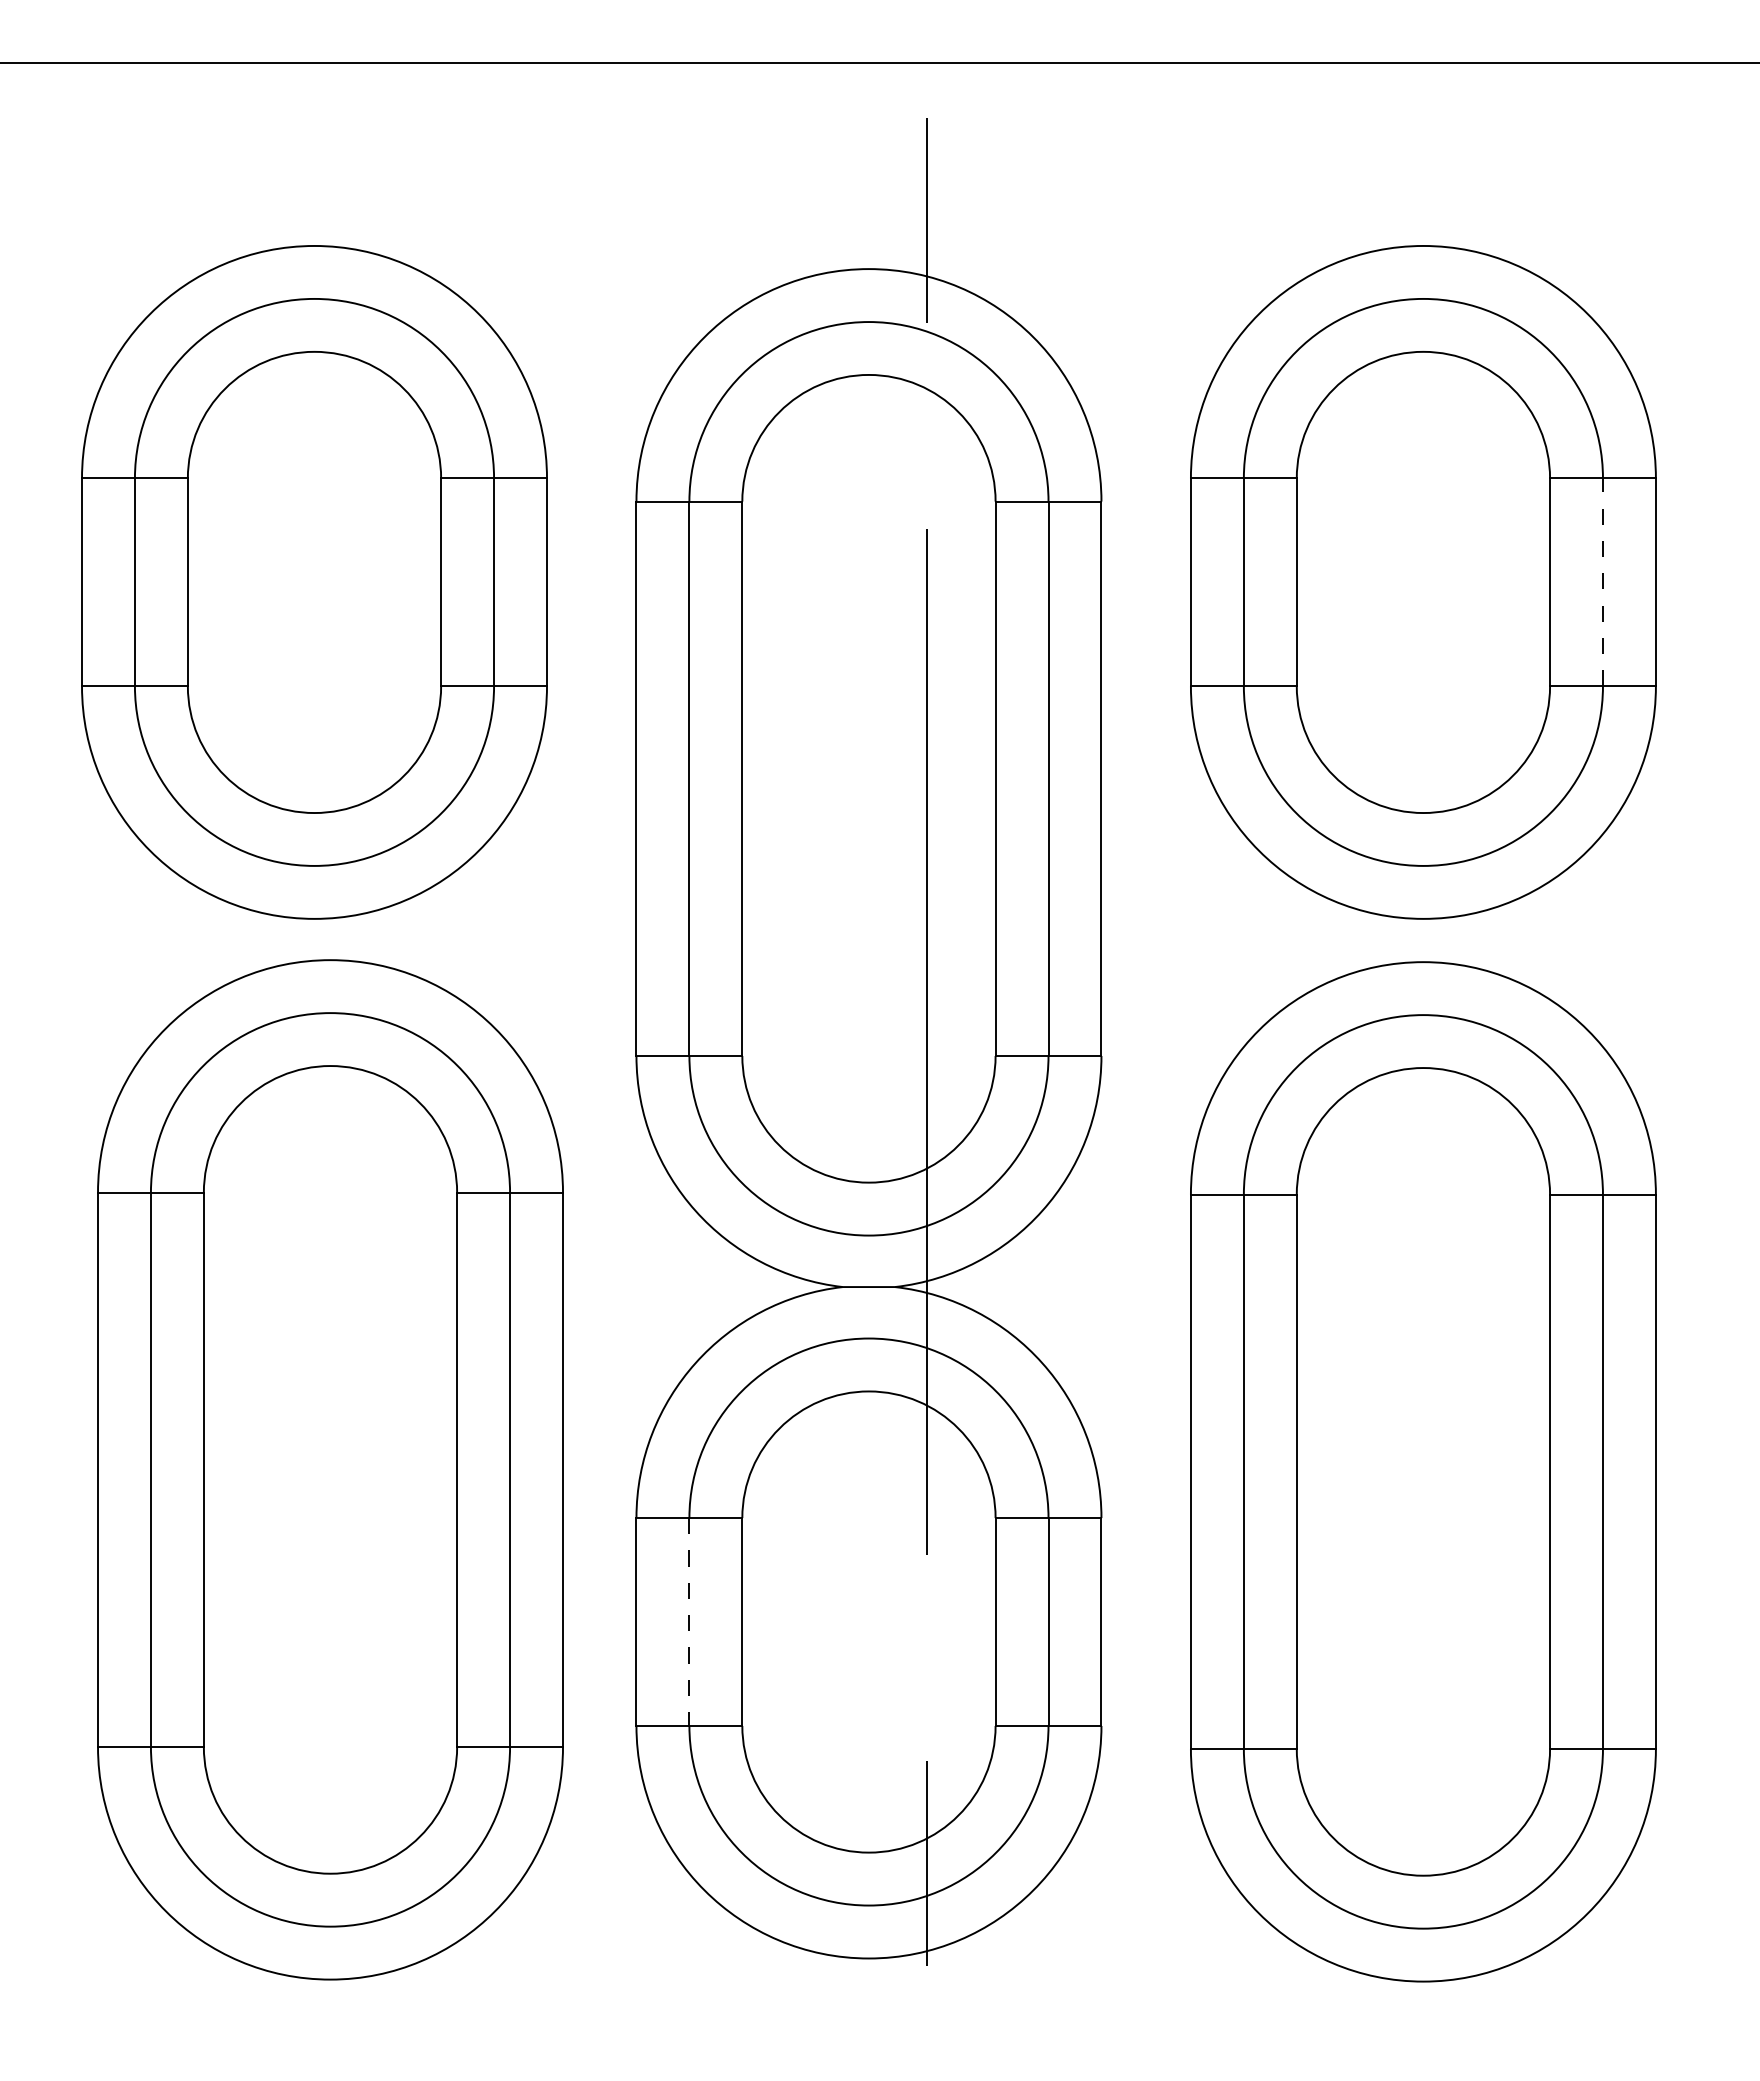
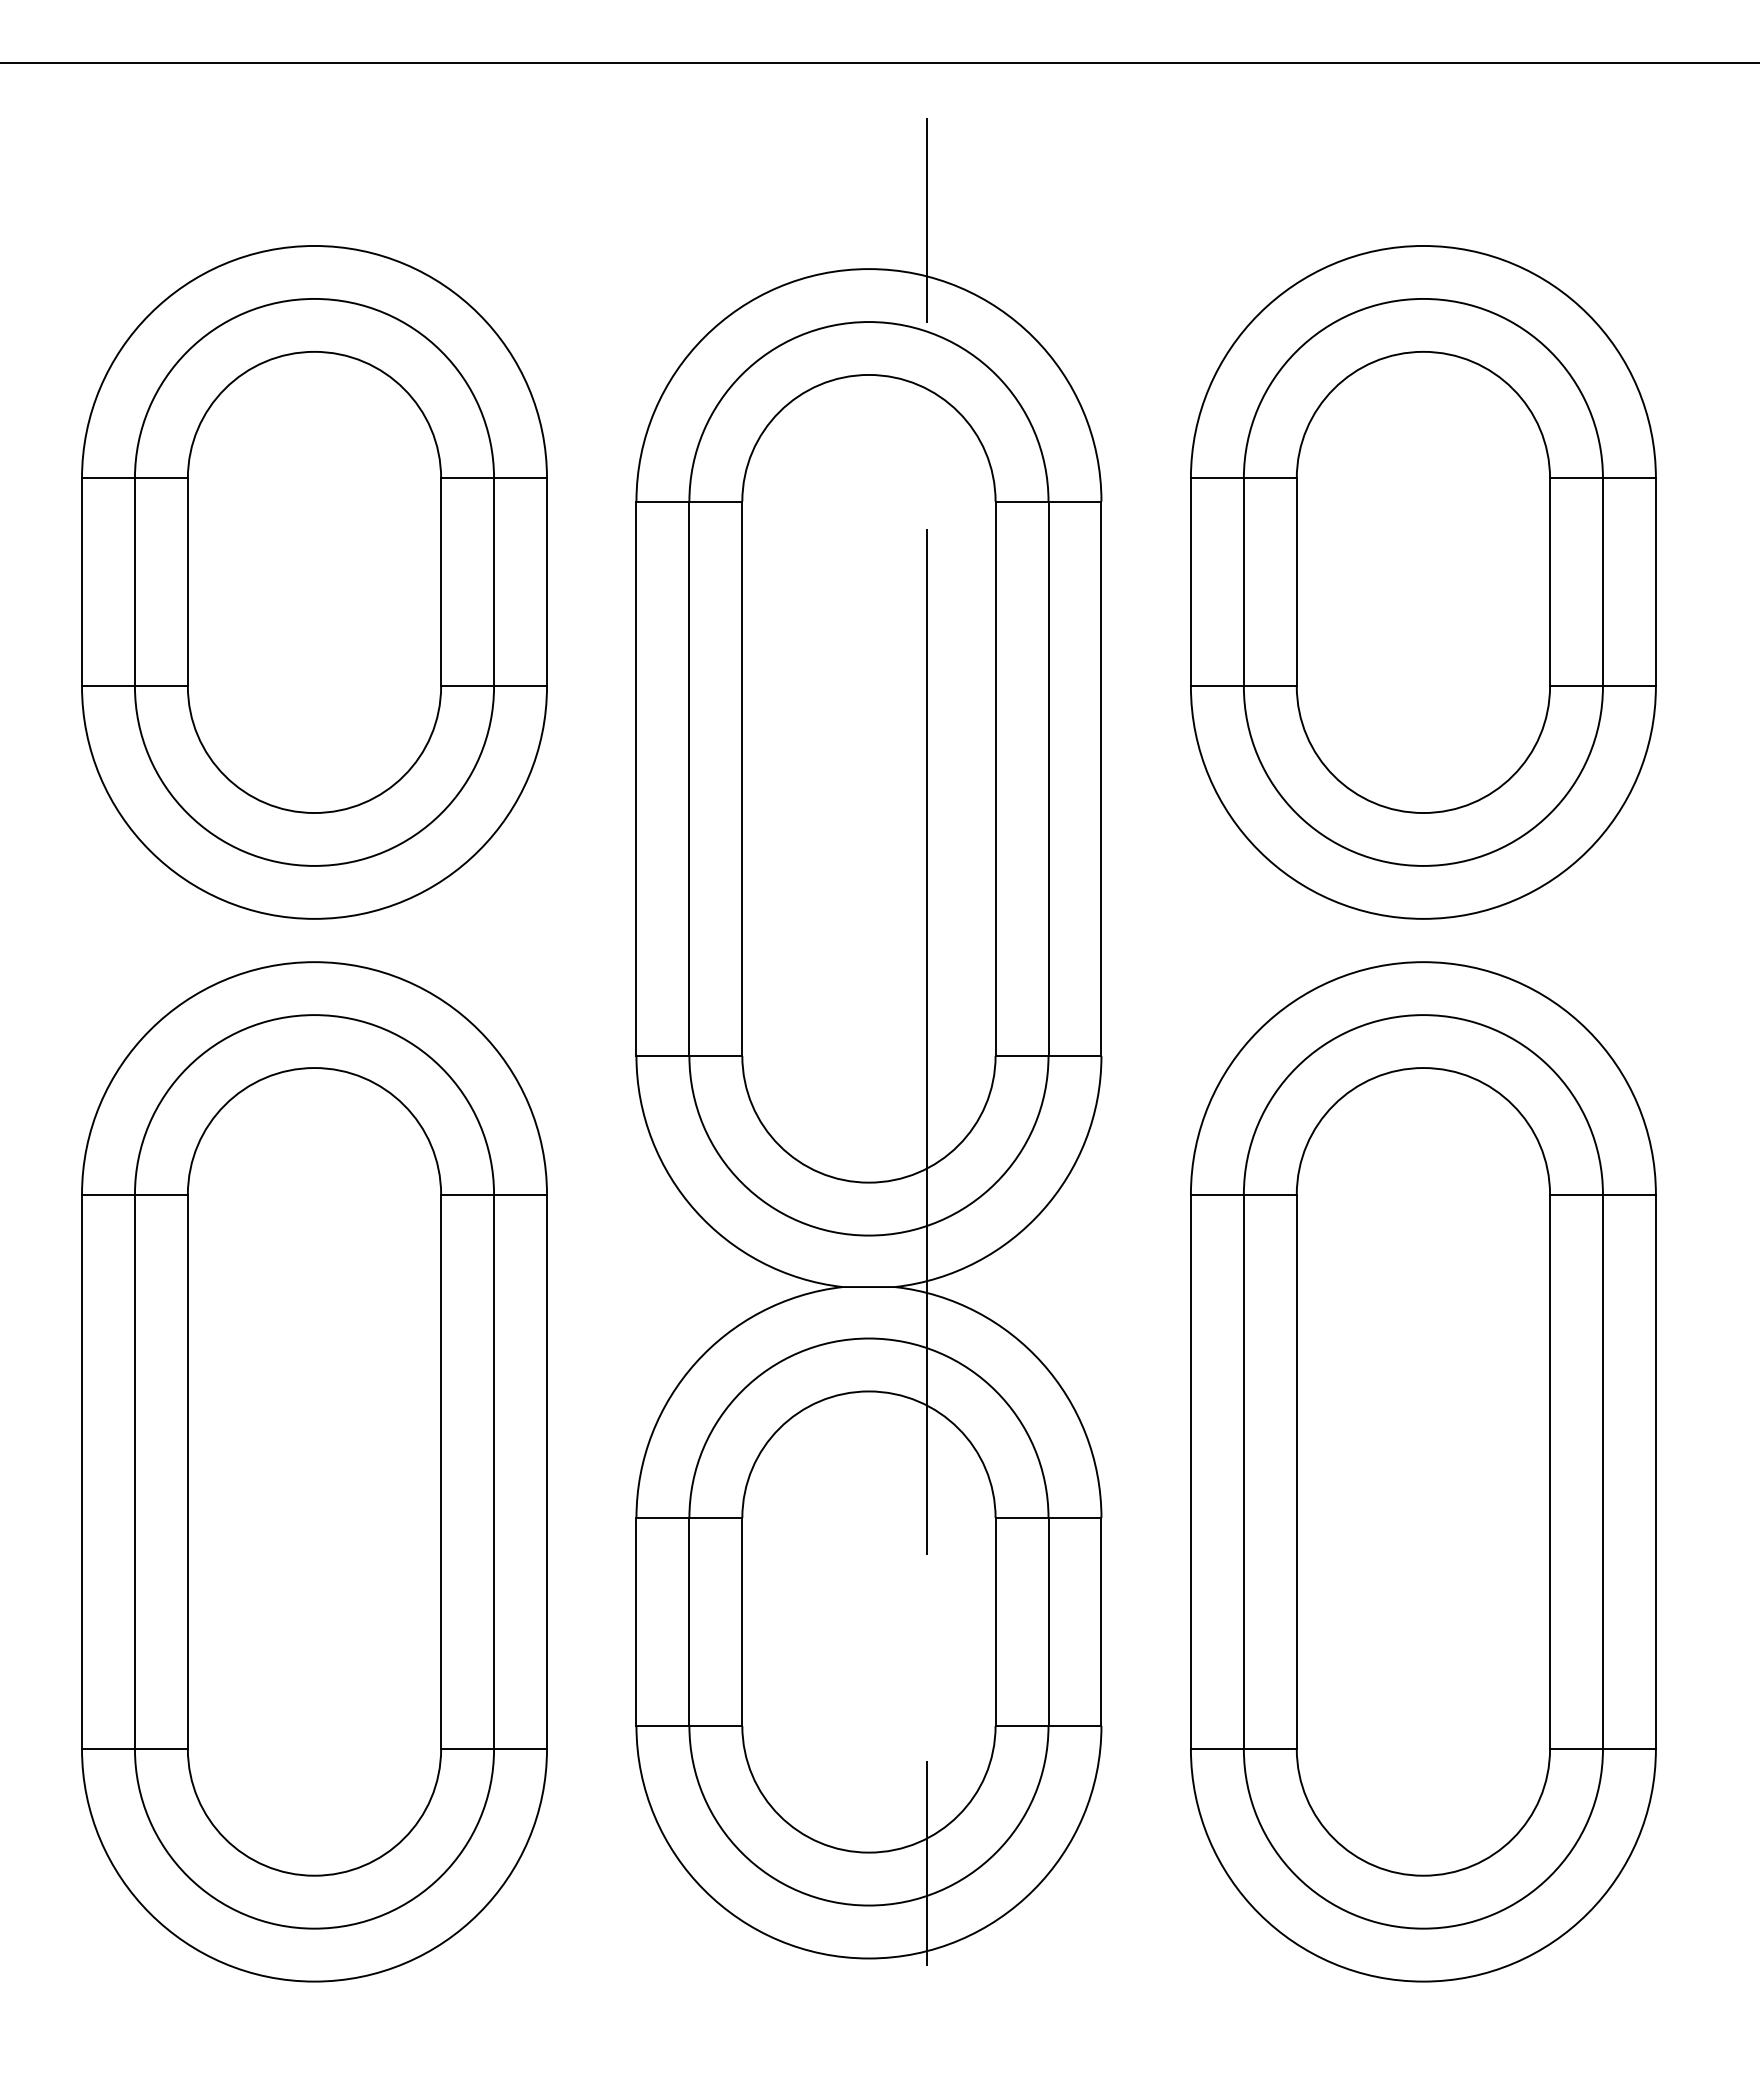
line: dashed -> solid (1602, 582)
part position: (330, 1469) -> (314, 1471) (314, 1471)
line: dashed -> solid (689, 1622)
